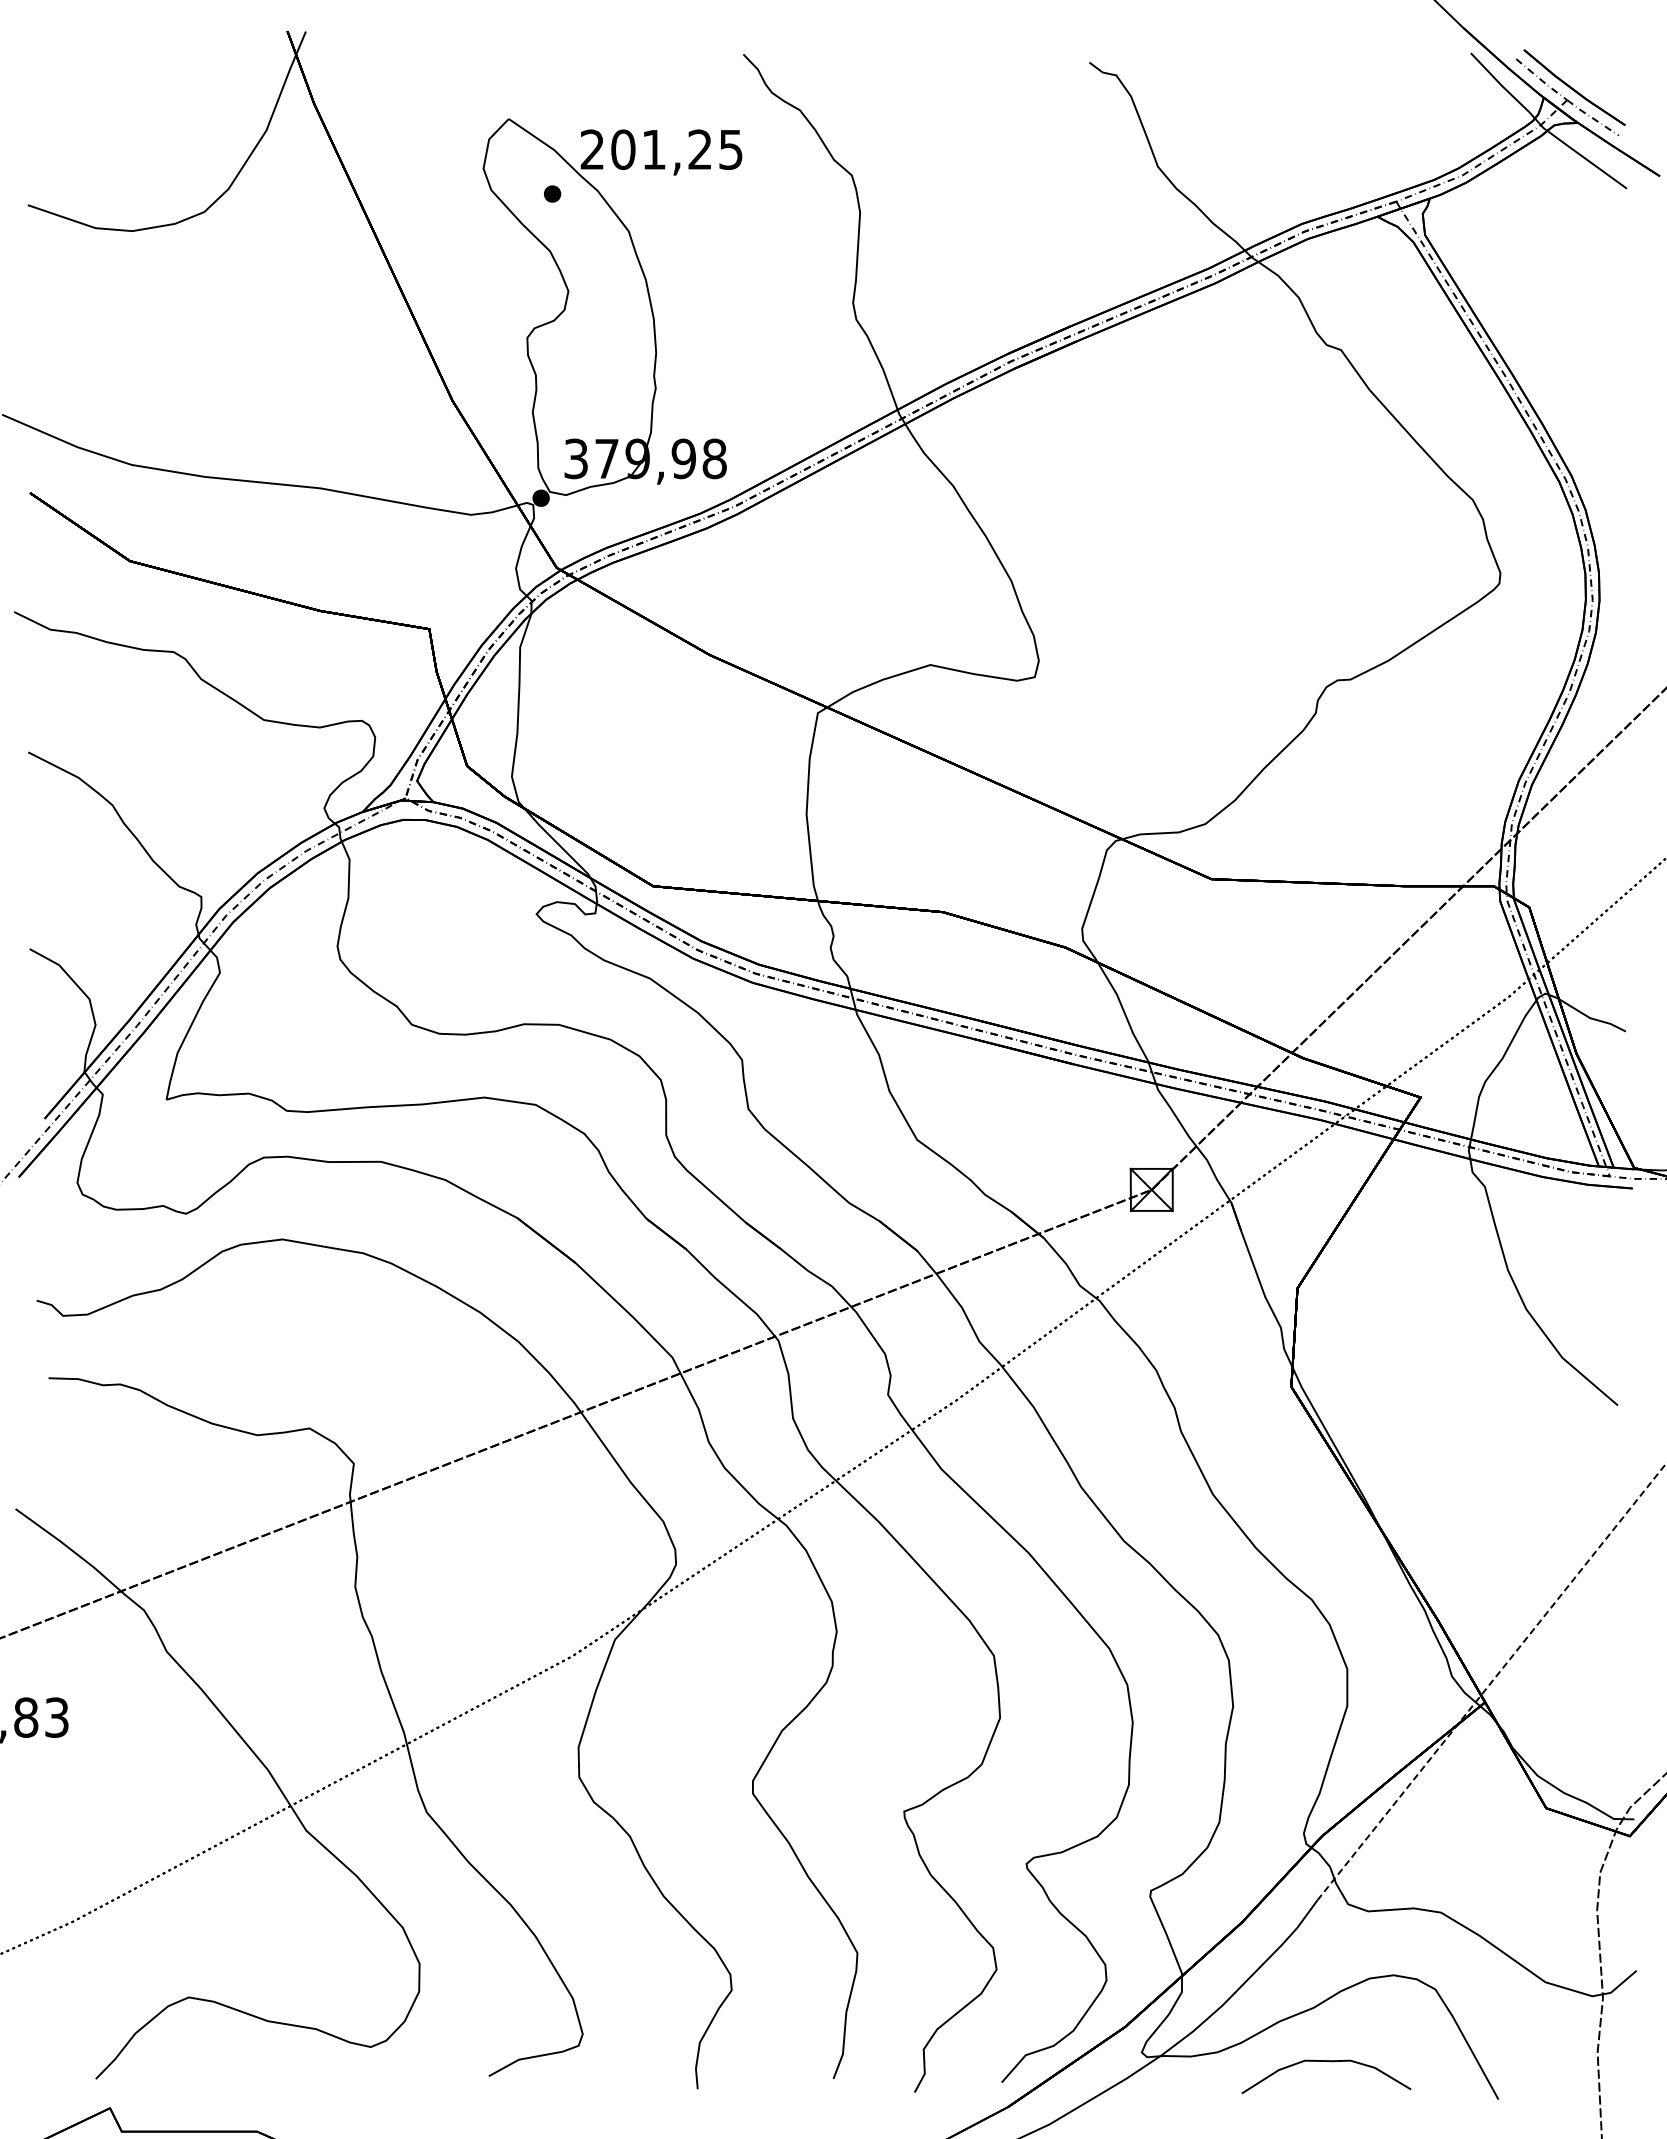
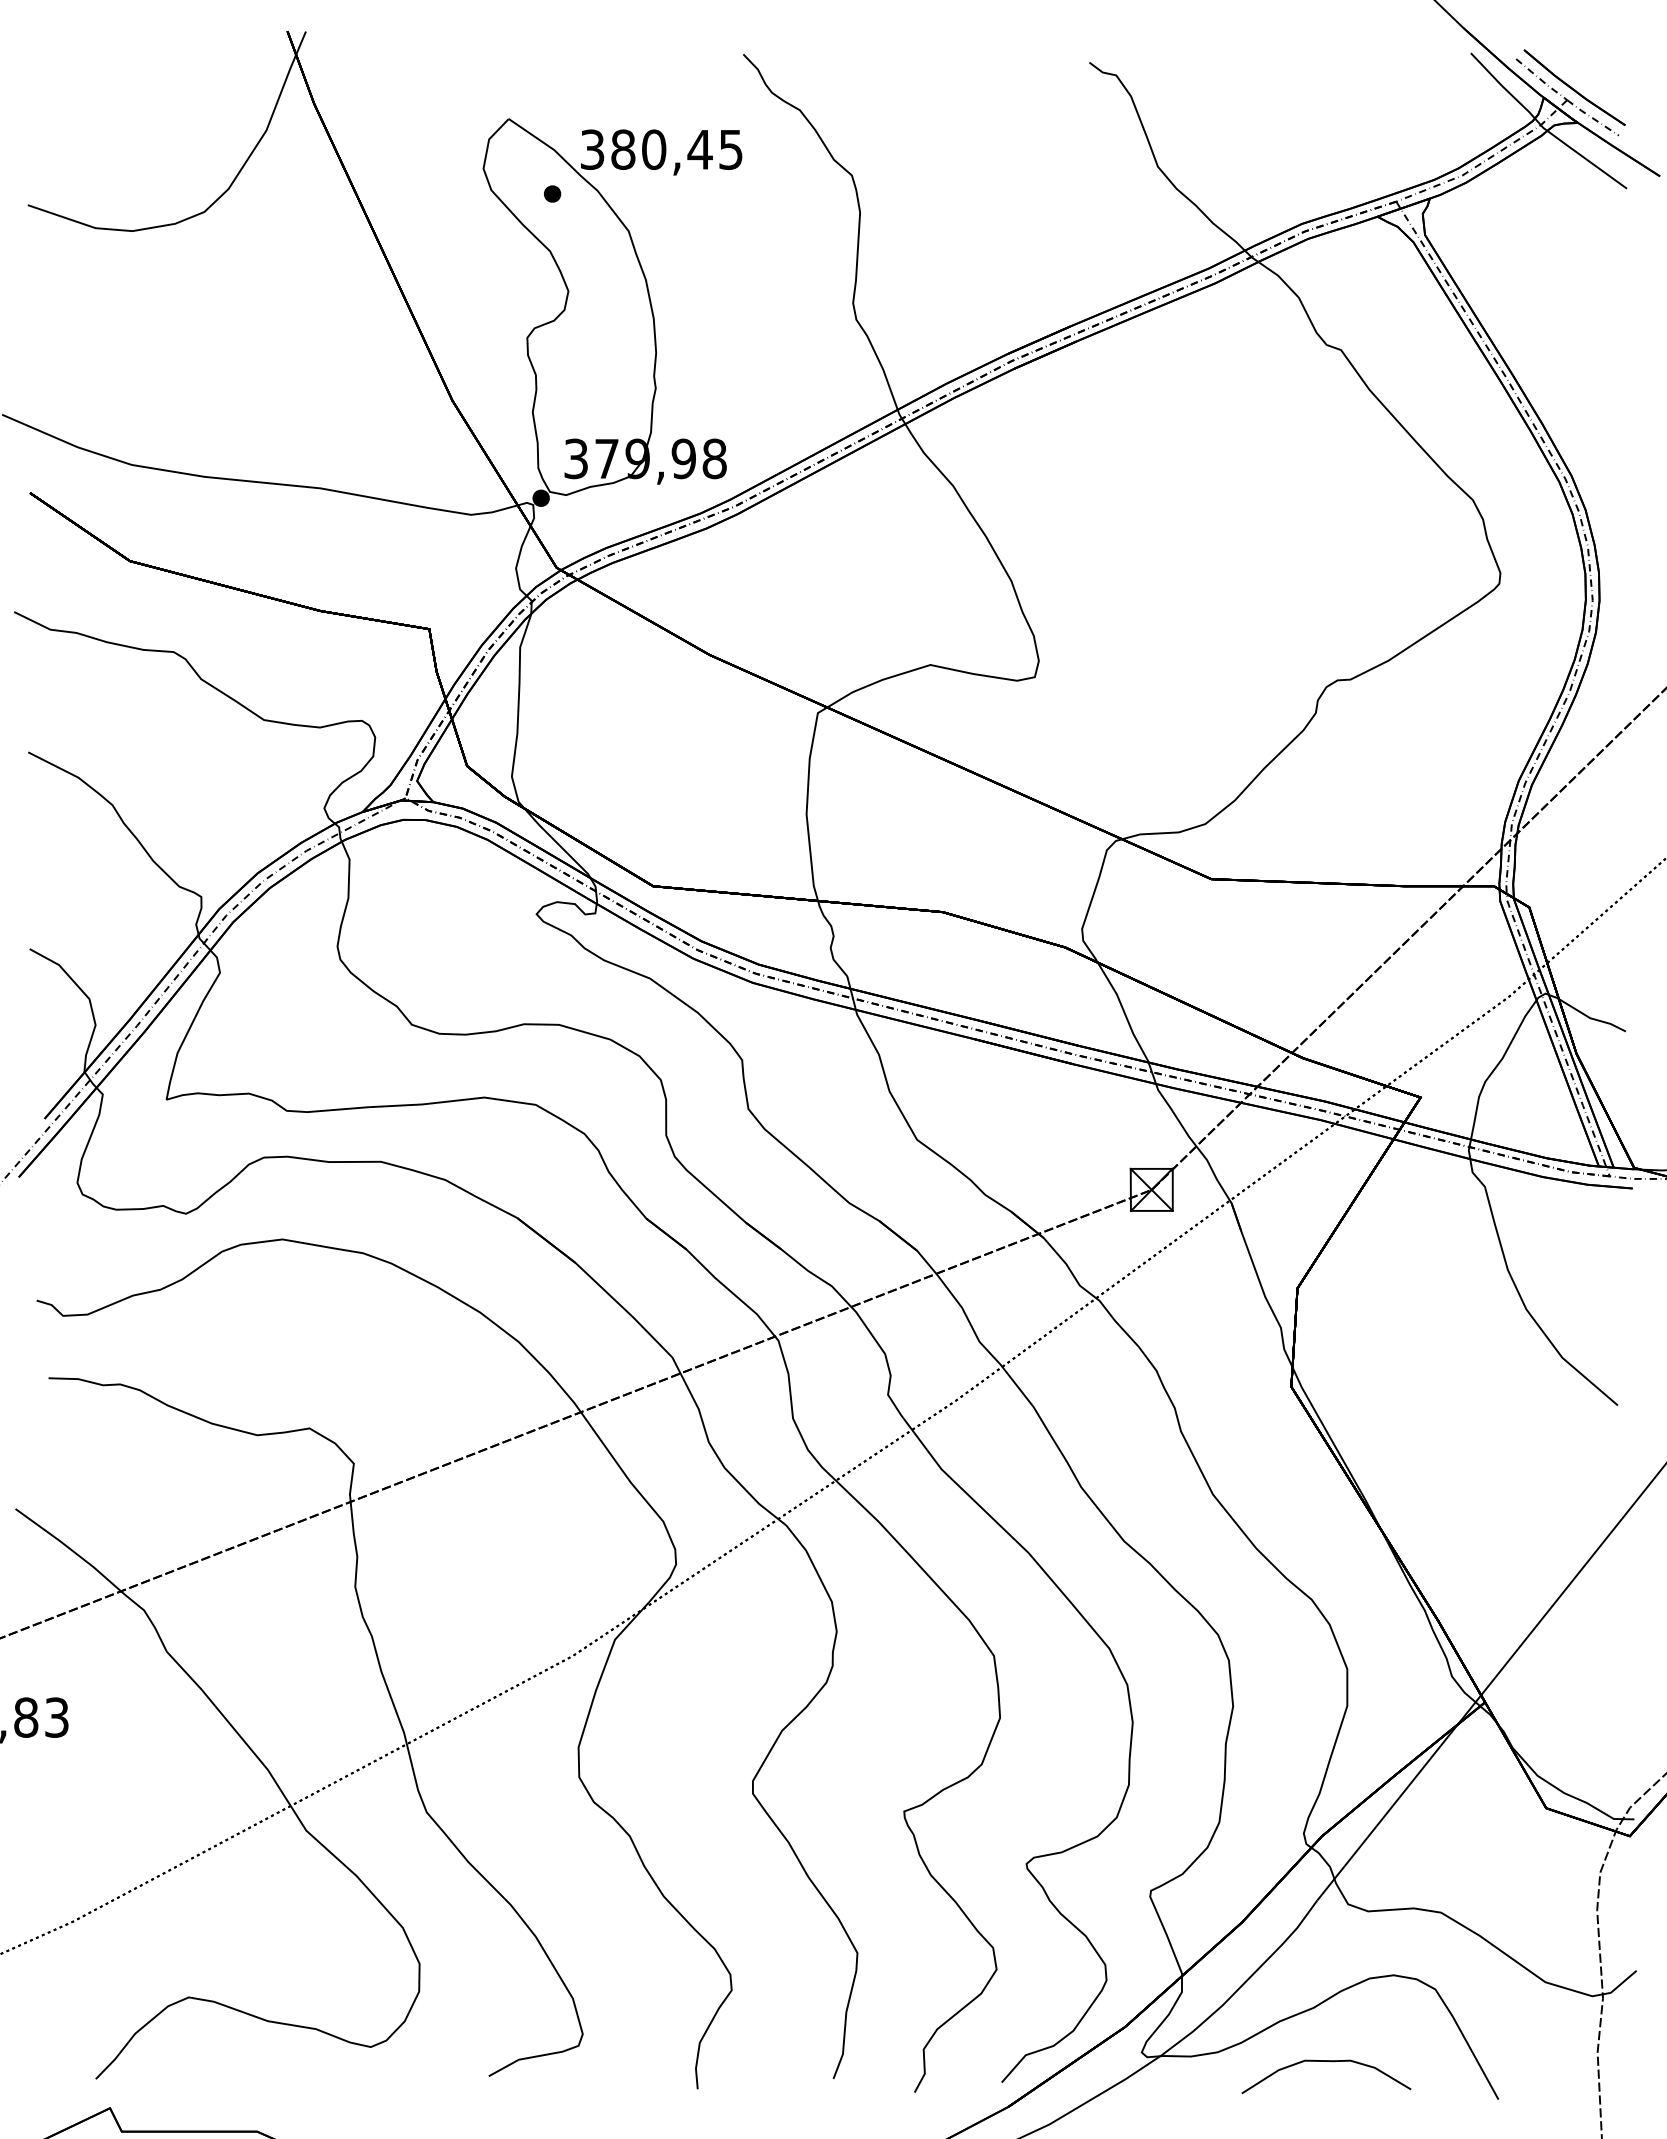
text: 201,25 -> 380,45 (646, 149)
line: dashed -> solid (1491, 1681)
